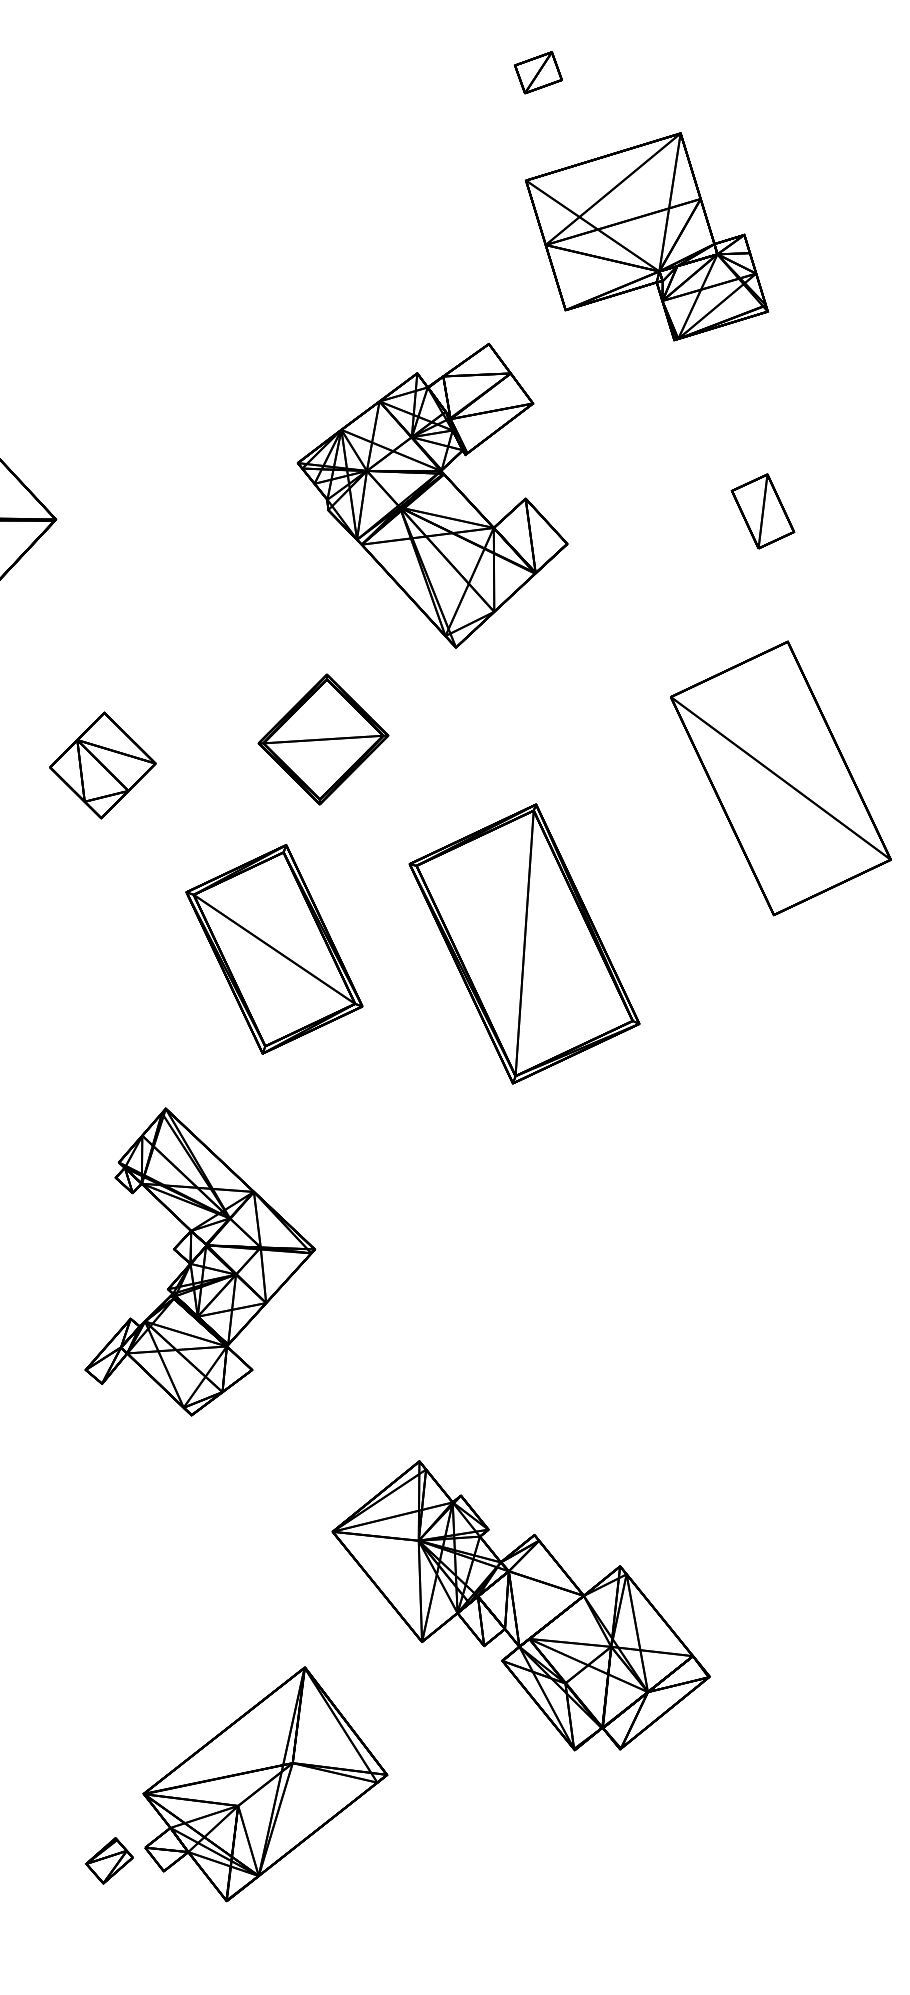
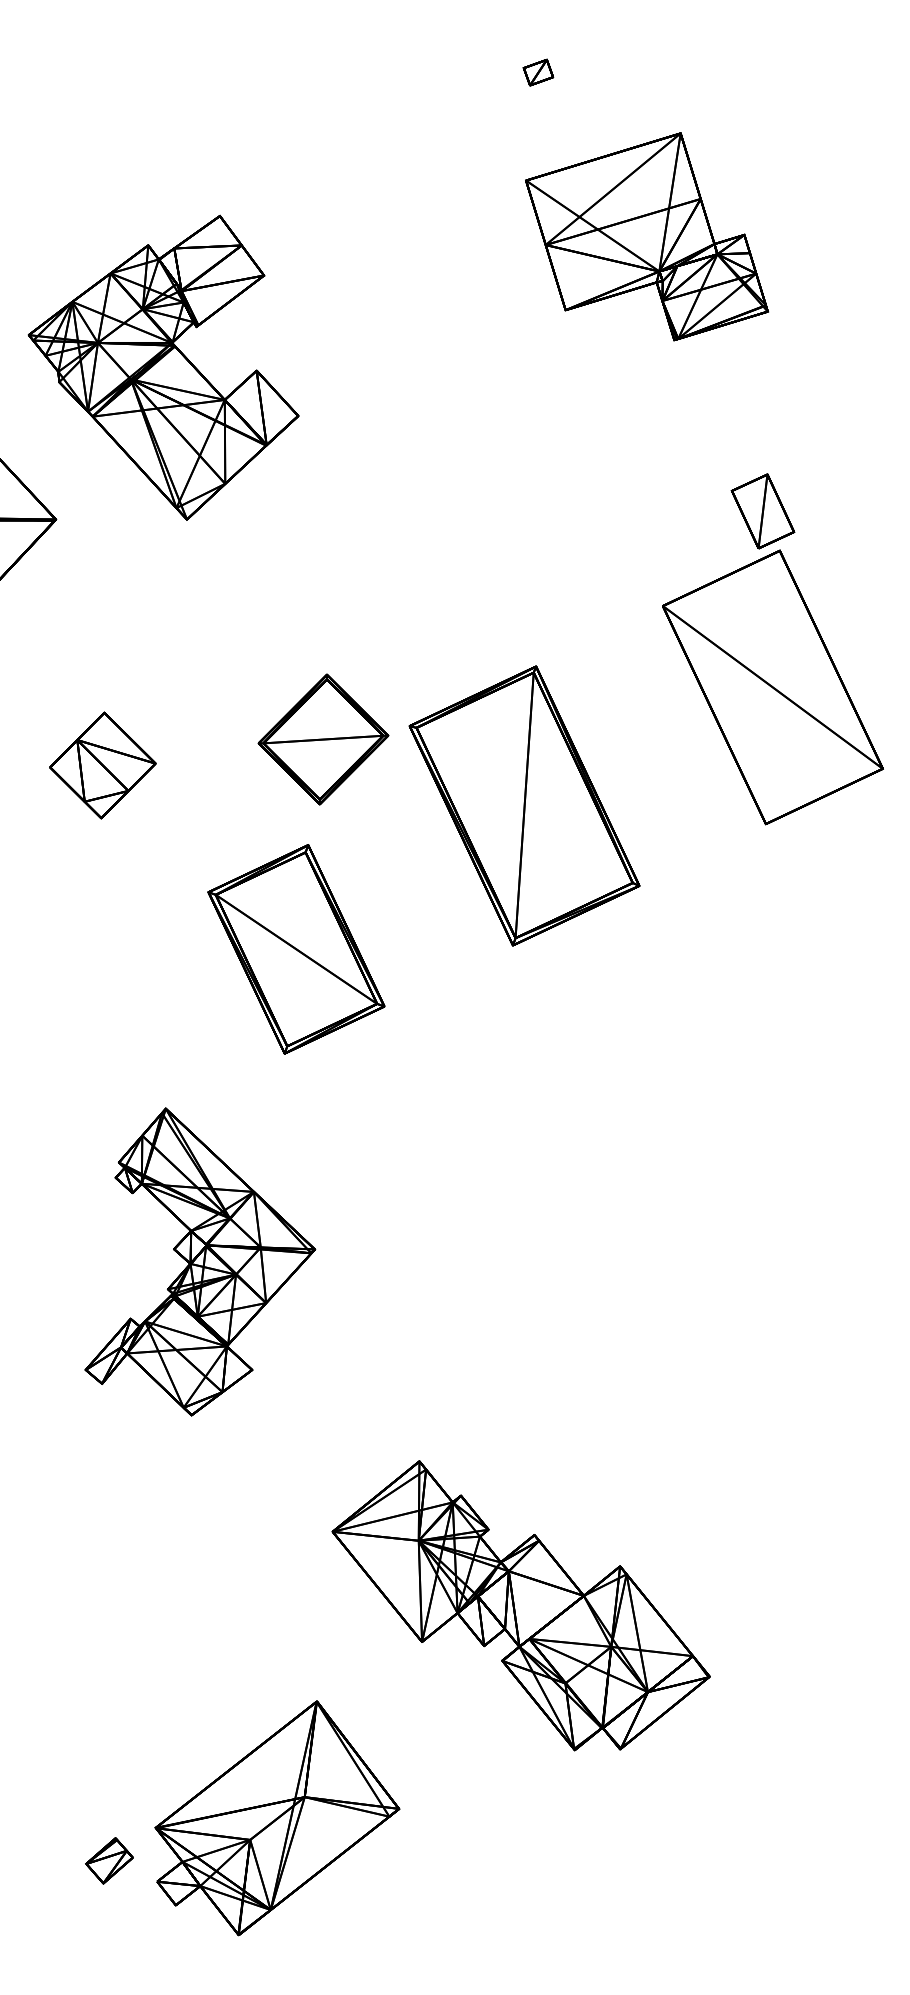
part size: 49x44 px -> 33x29 px (538, 72)
part position: (432, 495) -> (163, 367) (163, 367)
part position: (780, 778) -> (772, 687) (772, 687)
part position: (524, 943) -> (524, 805) (524, 805)
part position: (274, 949) -> (296, 949) (296, 949)
part position: (265, 1784) -> (277, 1818) (277, 1818)
